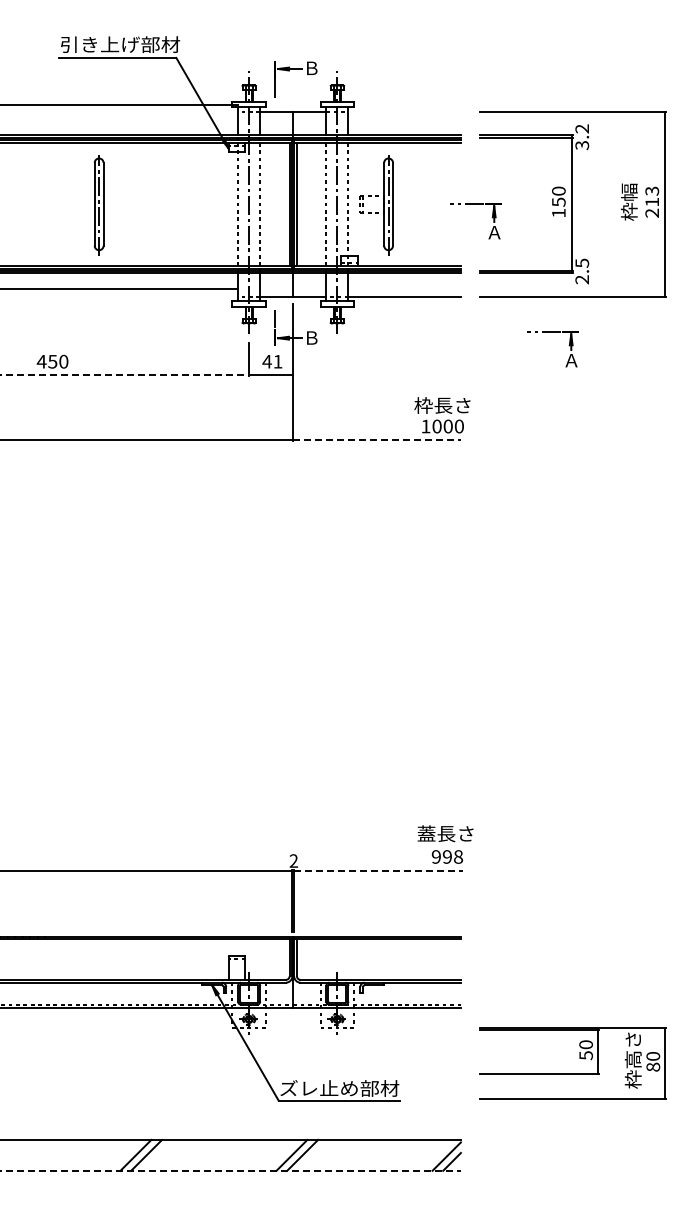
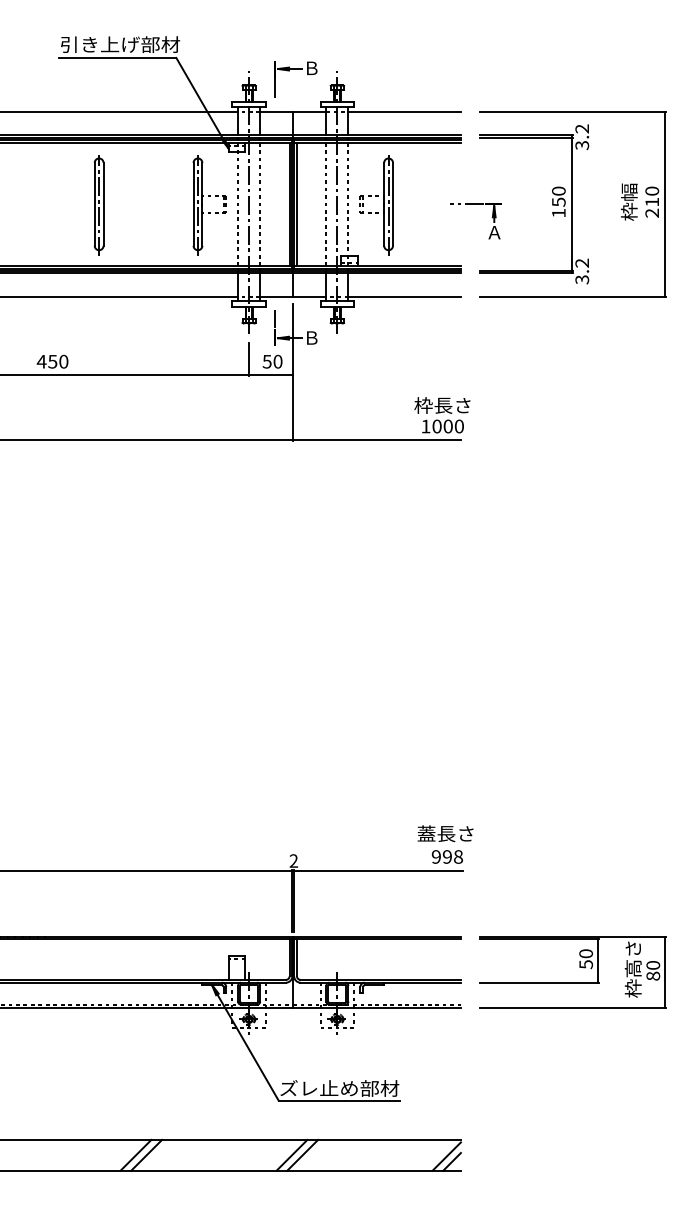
line position: (120, 104) -> (120, 111) (120, 111)
line: none -> present (404, 111)
text: 213 -> 210 (652, 190)
part: none -> present (202, 205)
text: 2.5 -> 3.2 (582, 271)
line position: (120, 289) -> (120, 297) (120, 297)
part: present -> none (568, 345)
text: 41 -> 50 (272, 361)
line: dashed -> solid (125, 375)
line: dashed -> solid (377, 440)
line: dashed -> solid (378, 870)
part position: (579, 1058) -> (579, 967) (579, 967)
line: dashed -> solid (231, 1170)
